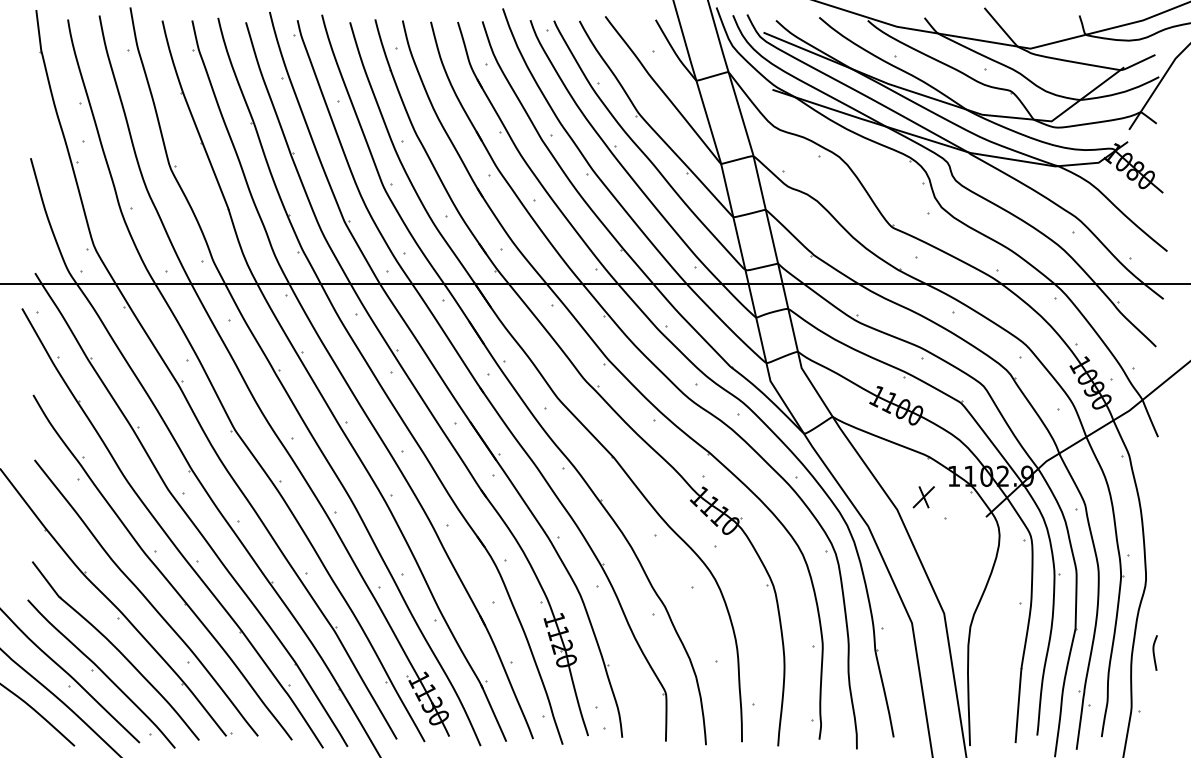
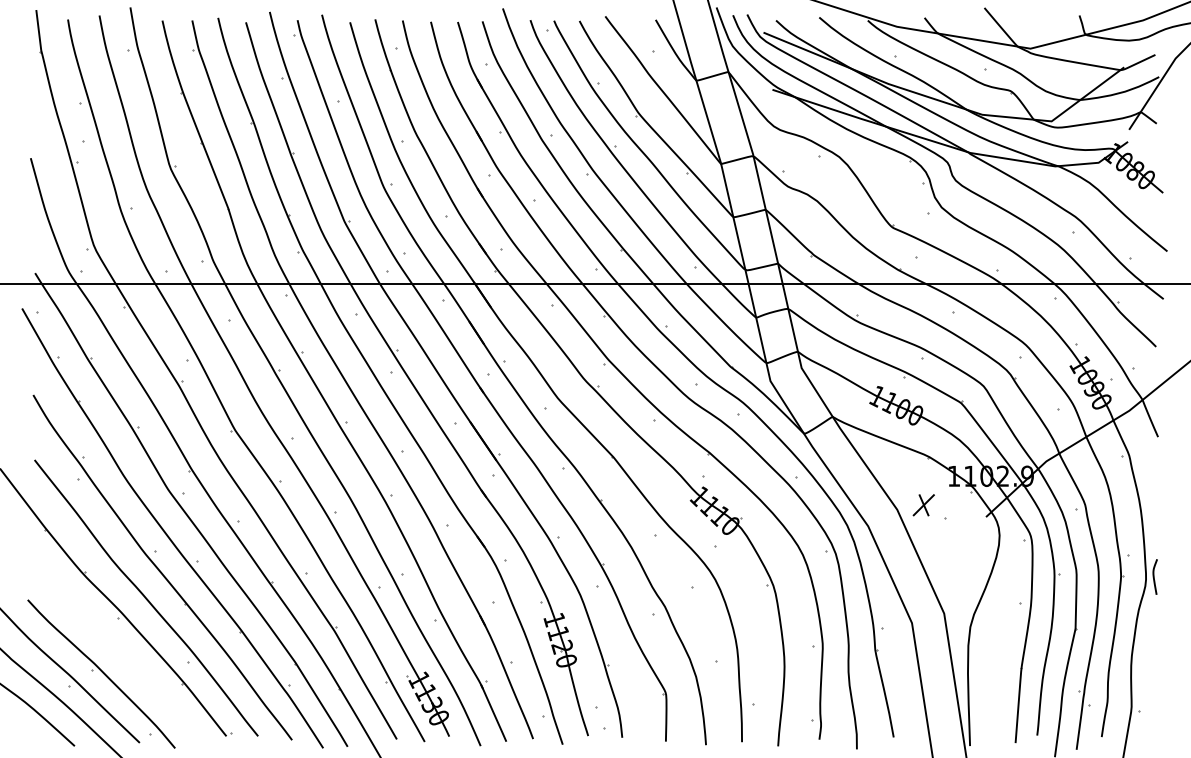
part position: (923, 497) -> (923, 505) (923, 505)
part: present -> none (115, 650)
curve position: (1154, 652) -> (1154, 576) (1154, 576)
